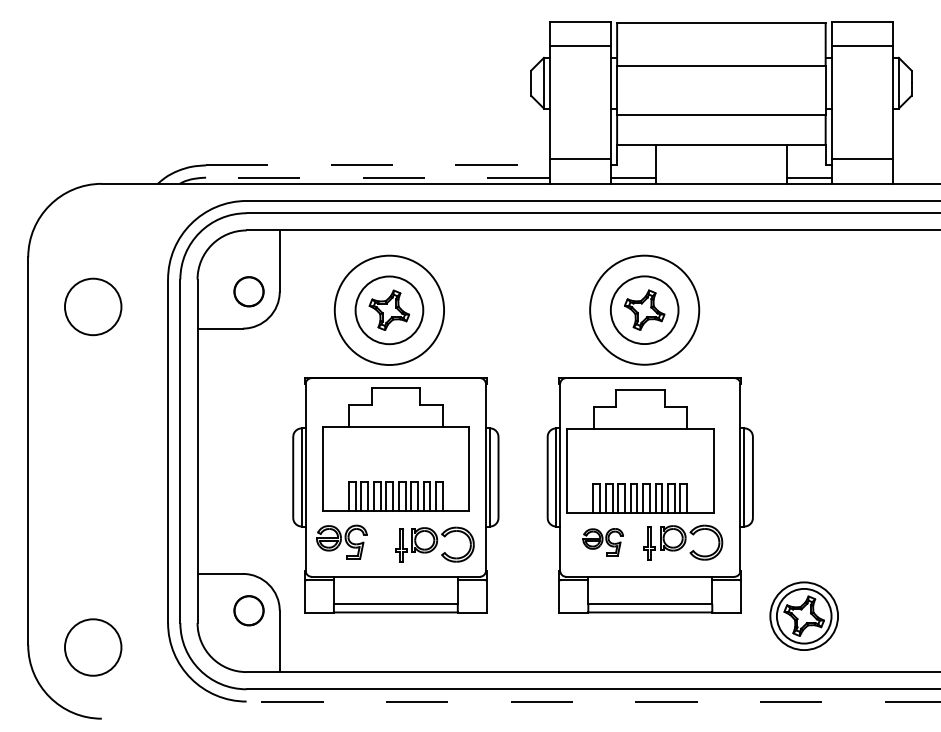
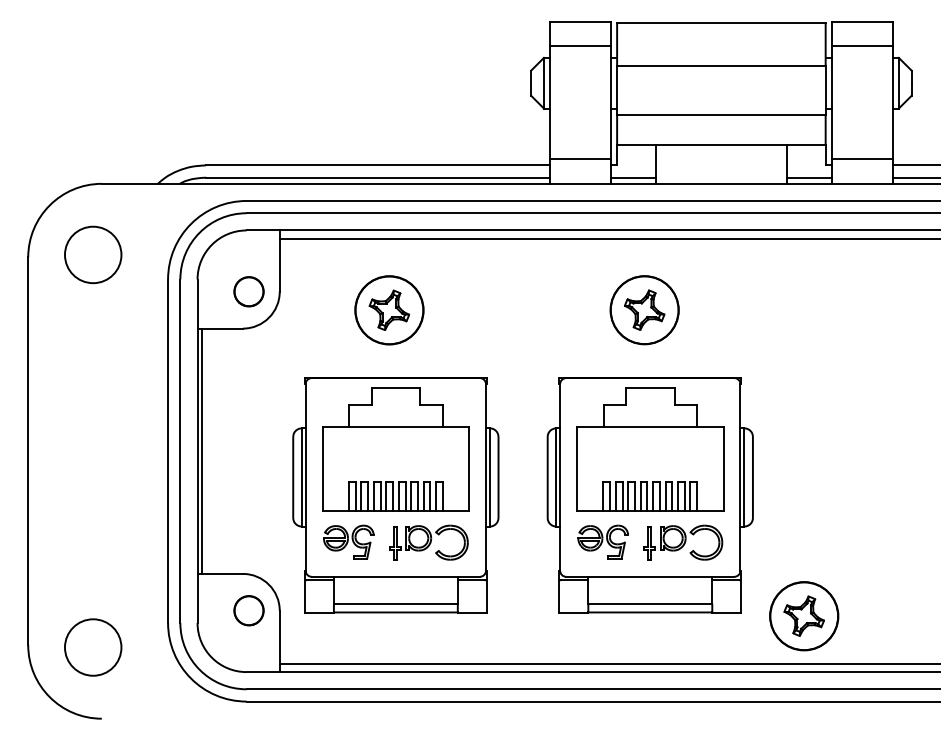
line: dashed -> solid (377, 165)
line: none -> present (915, 165)
line: dashed -> solid (377, 177)
line: none -> present (915, 177)
line: none -> present (608, 238)
circle position: (93, 306) -> (93, 254) (93, 254)
circle diameter: 109 px -> 68 px (644, 310)
circle diameter: 109 px -> 68 px (389, 310)
line: none -> present (201, 450)
part position: (640, 451) -> (650, 449) (650, 449)
part position: (341, 541) -> (348, 541) (348, 541)
part size: 42x29 px -> 52x36 px (602, 541)
part position: (434, 544) -> (428, 542) (428, 542)
circle diameter: 55 px -> 68 px (804, 616)
line: none -> present (608, 663)
line: dashed -> solid (593, 701)
